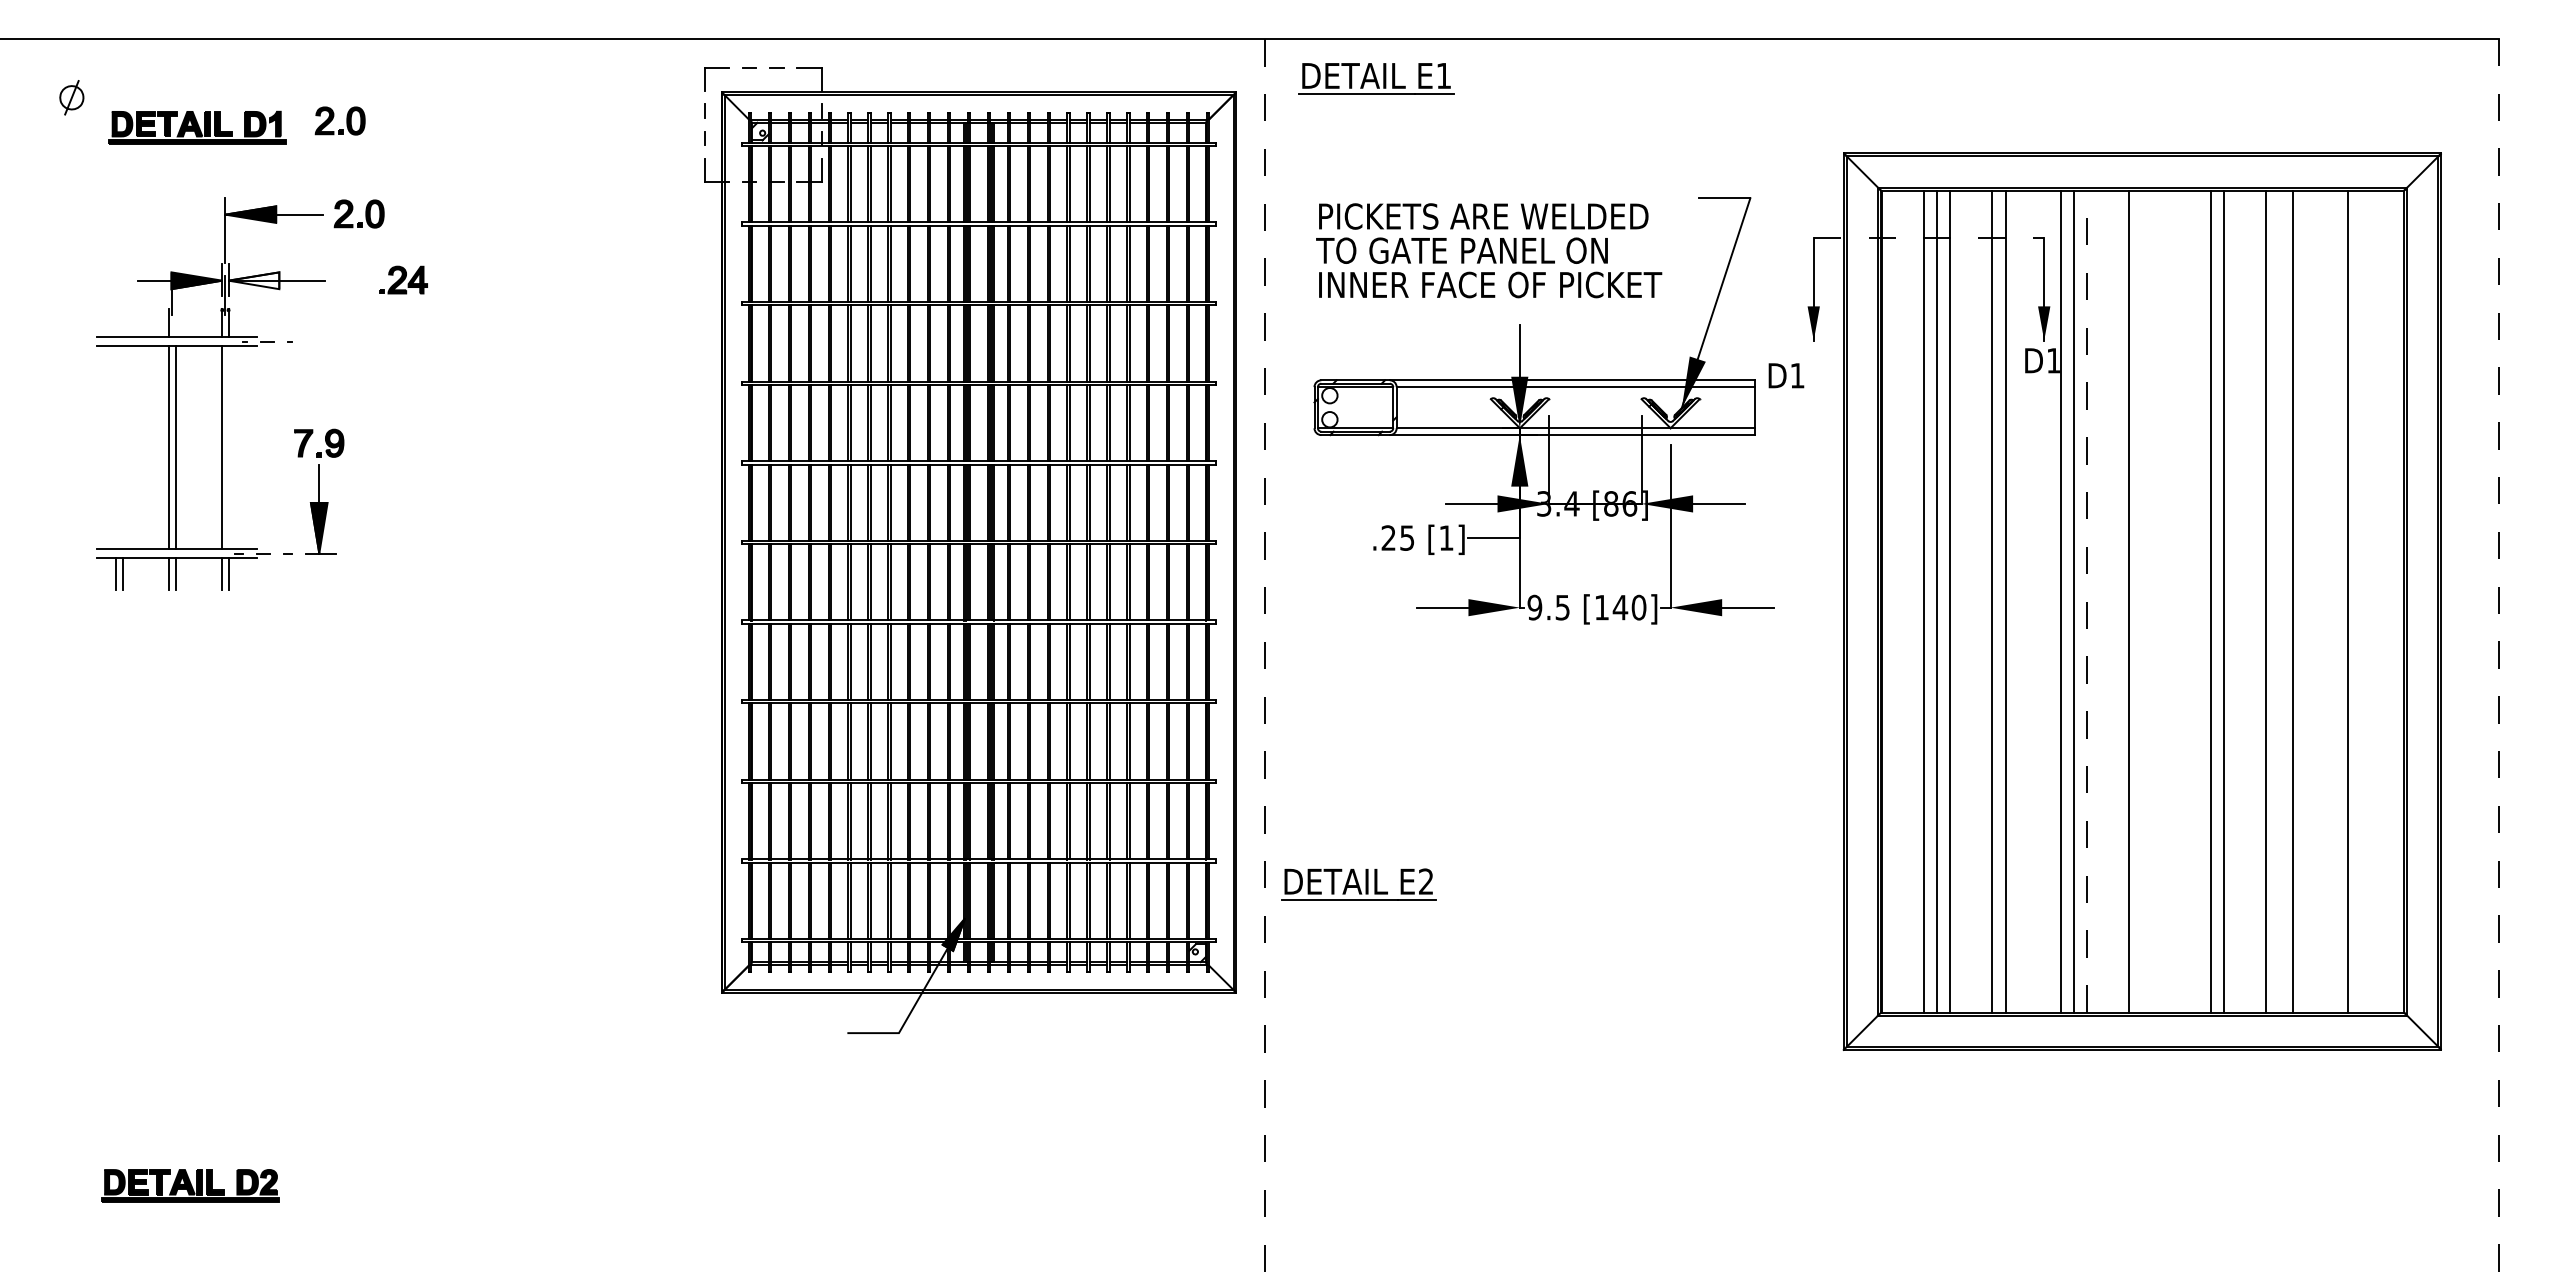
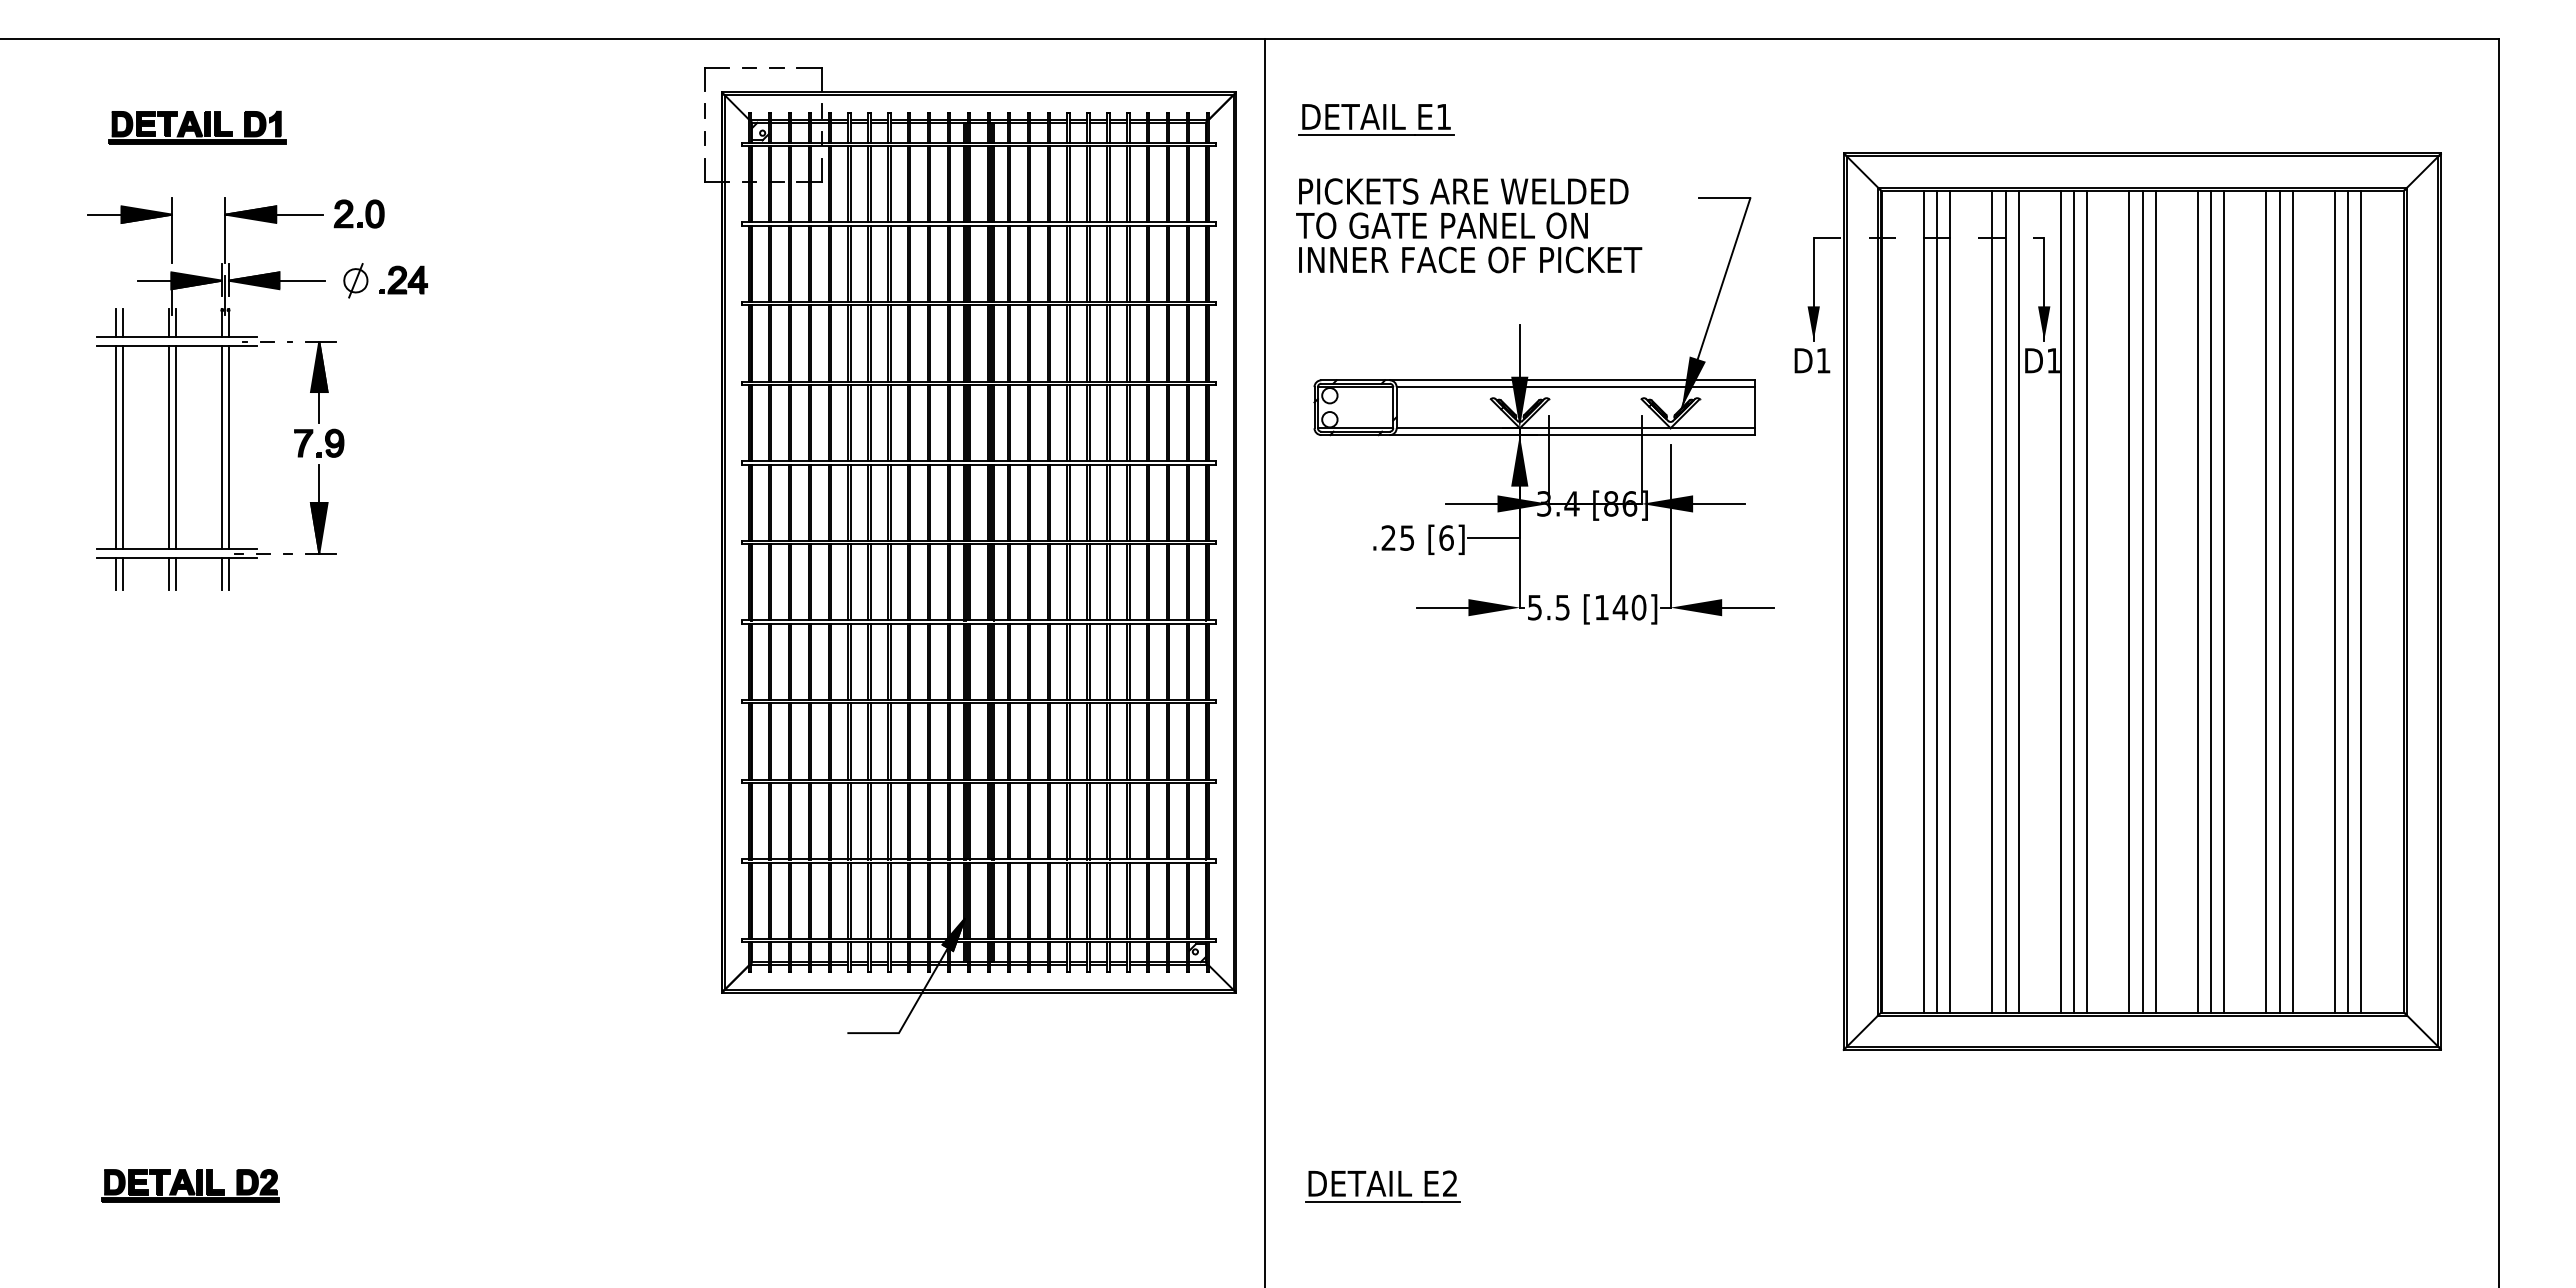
part position: (1376, 78) -> (1376, 119) (1376, 119)
part position: (71, 97) -> (355, 280) (355, 280)
part: present -> none (333, 118)
part: none -> present (126, 223)
text position: (1489, 250) -> (1469, 225) (1469, 225)
fill: none -> present (253, 280)
line: none -> present (116, 322)
line: none -> present (122, 322)
line: none -> present (175, 322)
text position: (1786, 375) -> (1812, 360) (1812, 360)
part: none -> present (320, 382)
line: none -> present (116, 447)
line: none -> present (122, 447)
line: none -> present (228, 447)
text: [1] -> [6] (1446, 537)
line: none -> present (2018, 601)
line: dashed -> solid (2087, 601)
line: none -> present (2142, 601)
line: none -> present (2155, 601)
line: none -> present (2197, 601)
line: none -> present (2279, 601)
line: none -> present (2334, 601)
line: none -> present (2361, 601)
text: 9.5 -> 5.5 (1534, 607)
line: dashed -> solid (1264, 662)
line: dashed -> solid (2498, 662)
part position: (1358, 884) -> (1382, 1186) (1382, 1186)
